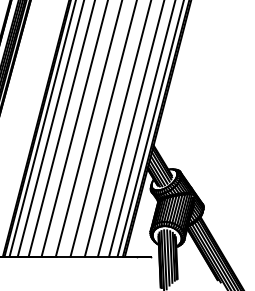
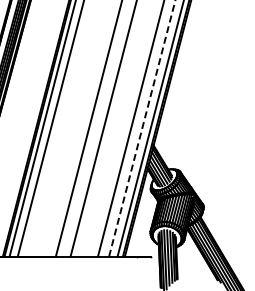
line: solid -> dashed (142, 128)
line: present -> none (61, 129)
line: present -> none (74, 129)
line: present -> none (117, 129)
